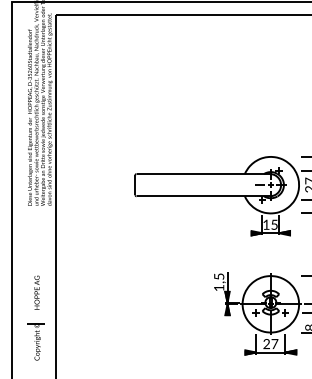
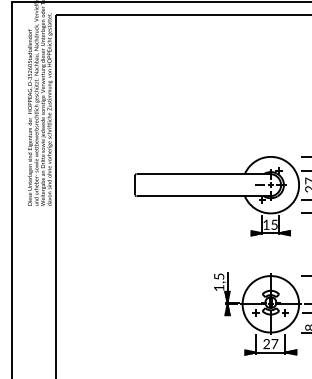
part: present -> none (35, 317)
